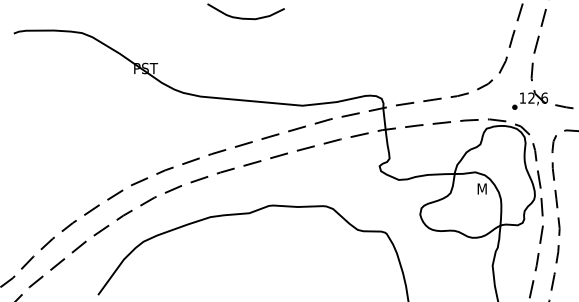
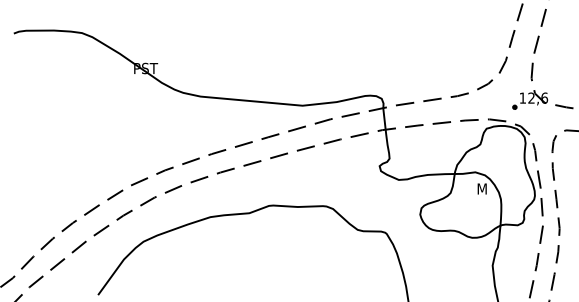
curve: present -> none (244, 17)
